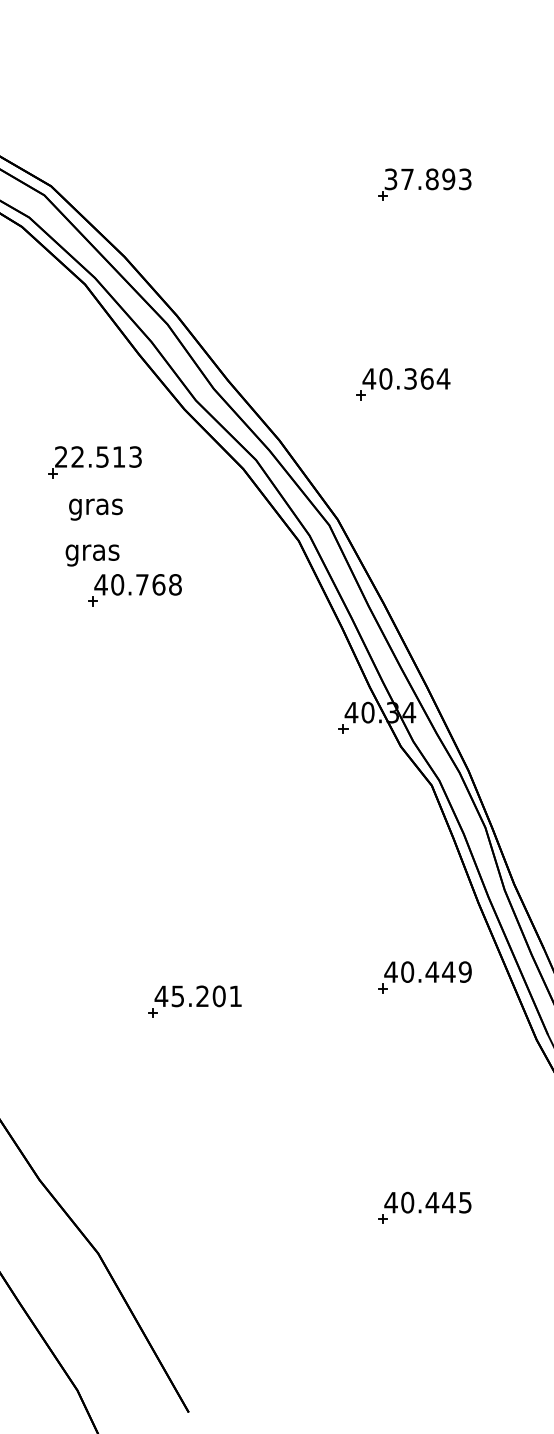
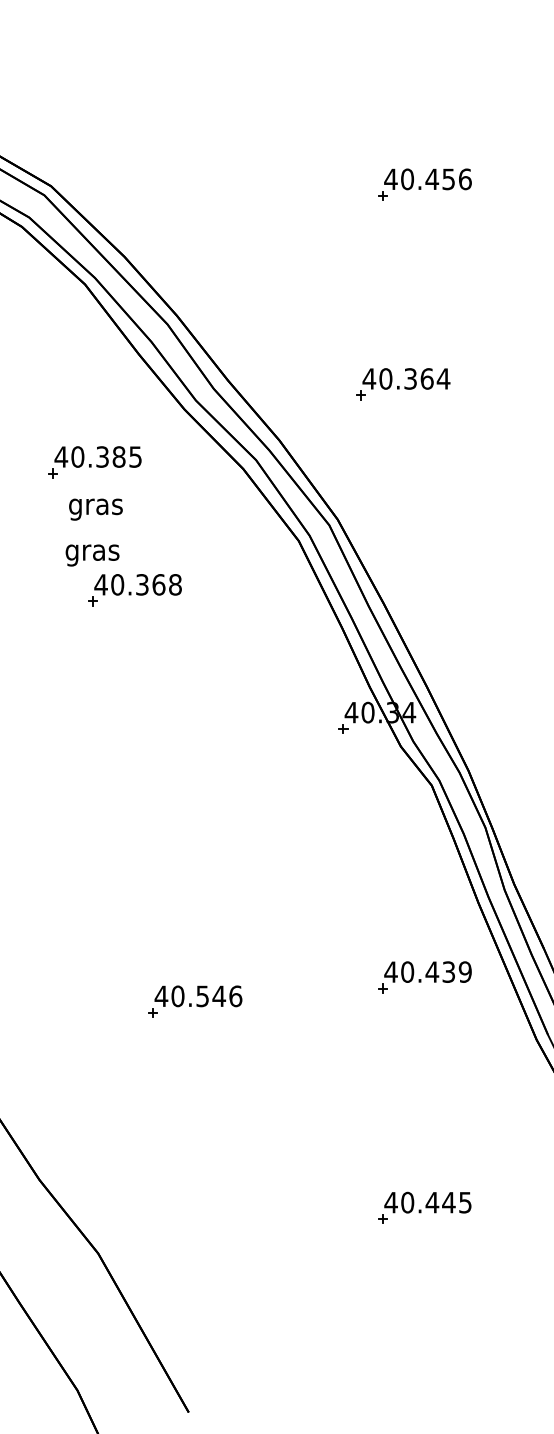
text: 37.893 -> 40.456 (427, 179)
text: 22.513 -> 40.385 (97, 456)
text: 40.768 -> 40.368 (142, 584)
text: 40.449 -> 40.439 (448, 971)
text: 45.201 -> 40.546 (206, 996)
